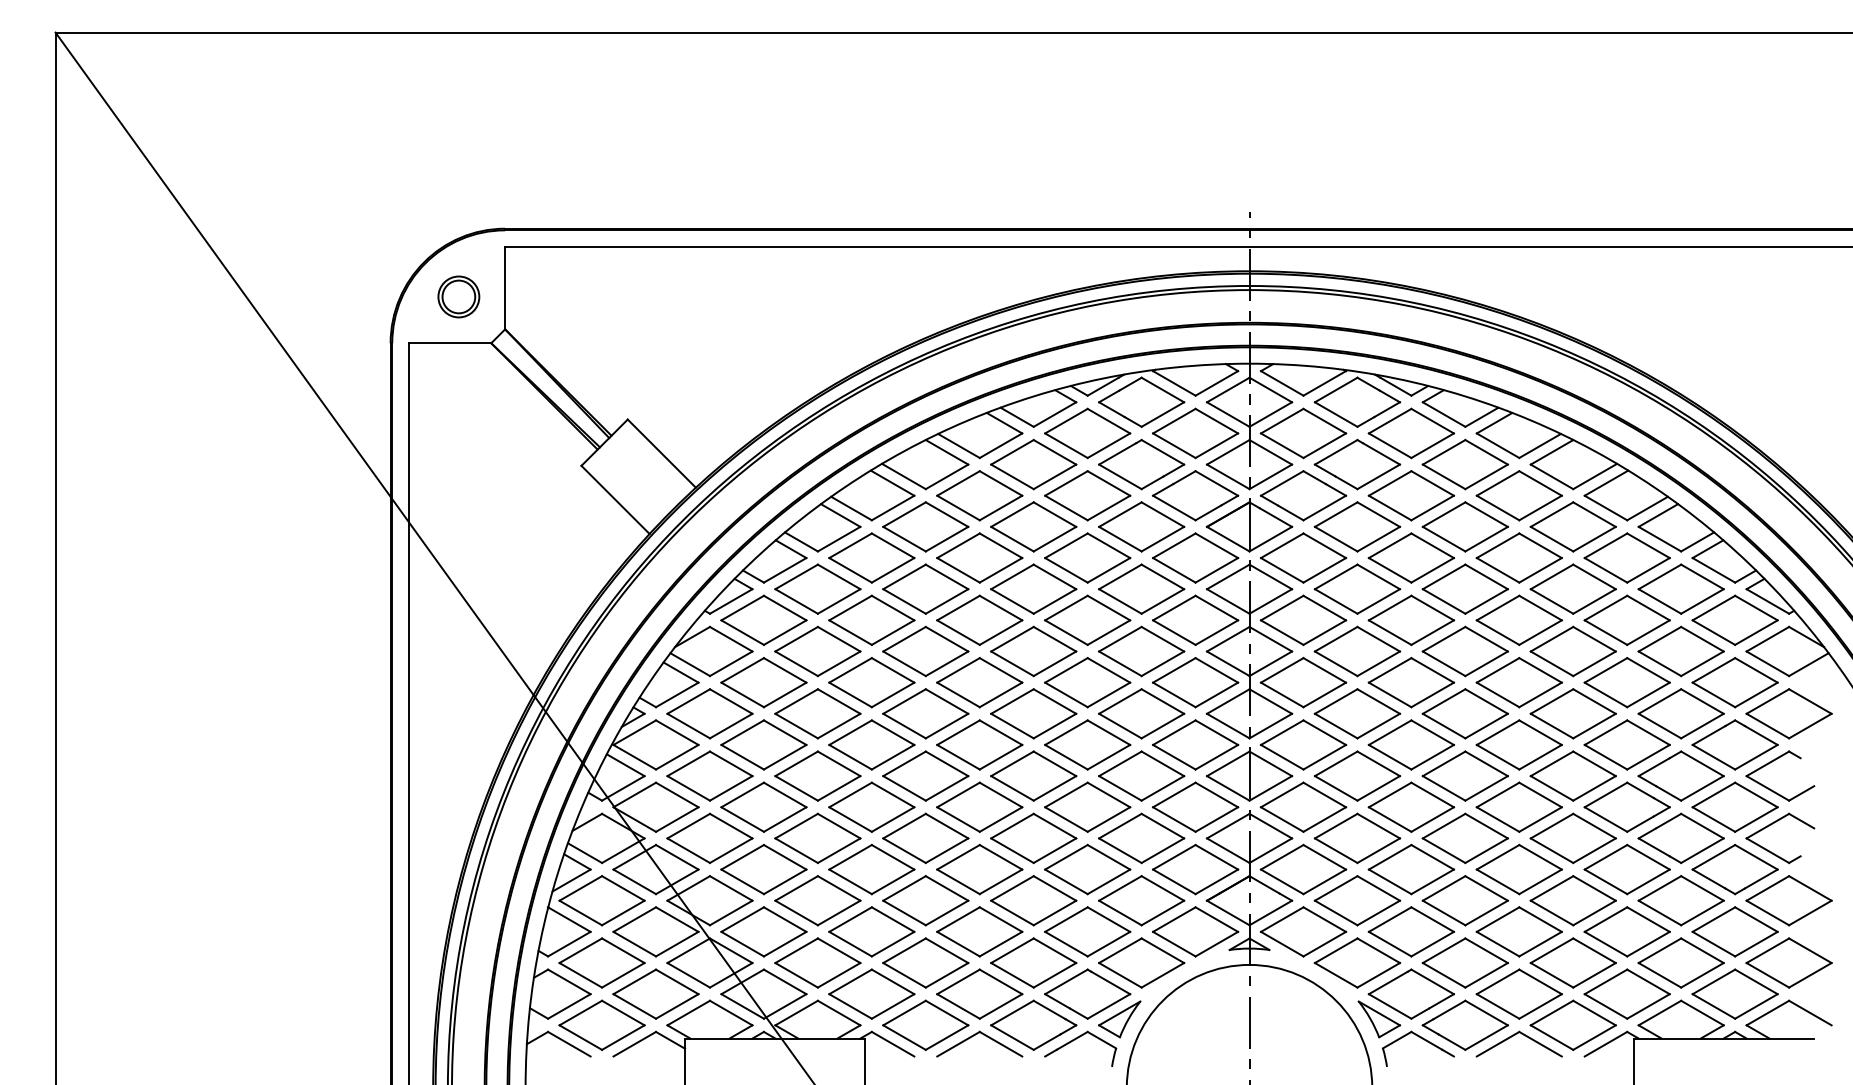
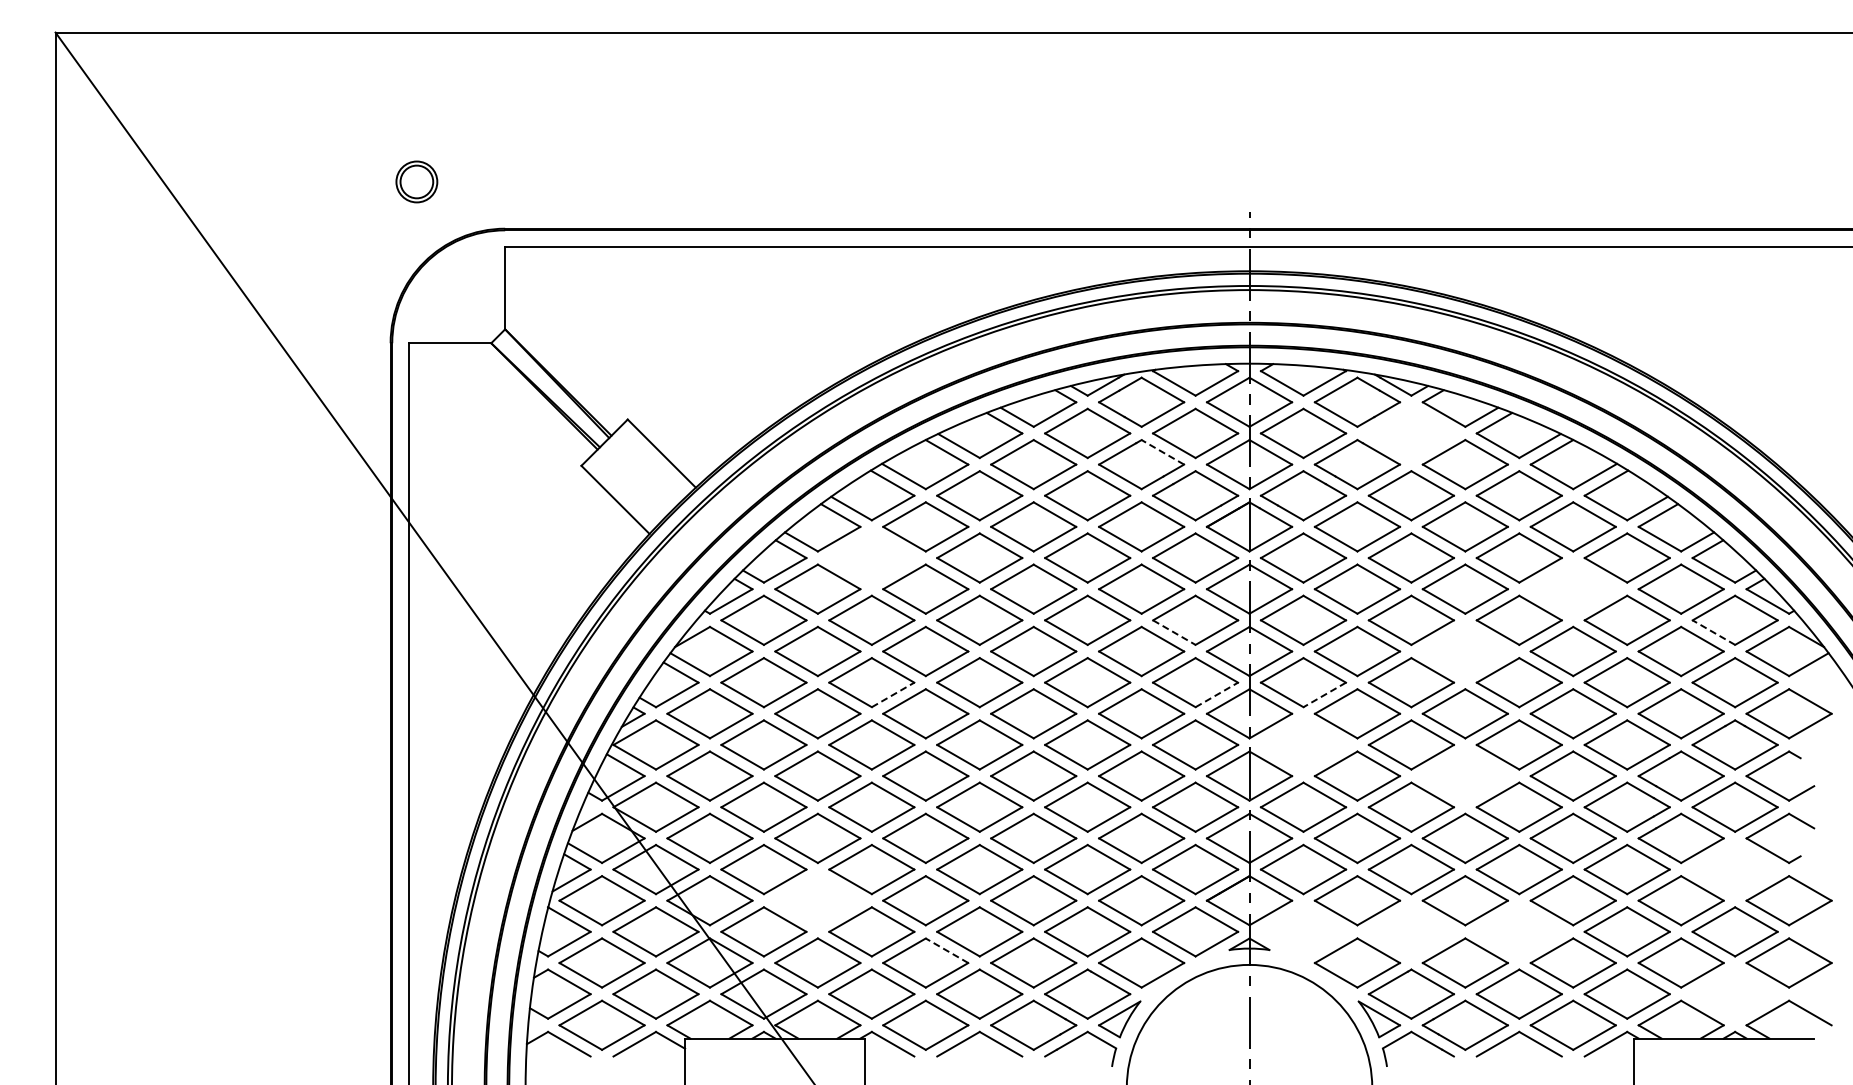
part position: (458, 296) -> (416, 181) (416, 181)
part: present -> none (1411, 433)
line: solid -> dashed (1162, 452)
part: present -> none (871, 557)
part: present -> none (1572, 588)
line: solid -> dashed (1174, 632)
line: solid -> dashed (1713, 632)
part: present -> none (1464, 651)
line: solid -> dashed (893, 694)
line: solid -> dashed (1216, 694)
line: solid -> dashed (1324, 694)
part: present -> none (1303, 744)
part: present -> none (1464, 775)
part: present -> none (1734, 869)
part: present -> none (817, 900)
part: present -> none (1303, 931)
part: present -> none (1410, 931)
part: present -> none (1518, 931)
line: solid -> dashed (947, 950)
part: present -> none (1734, 993)
